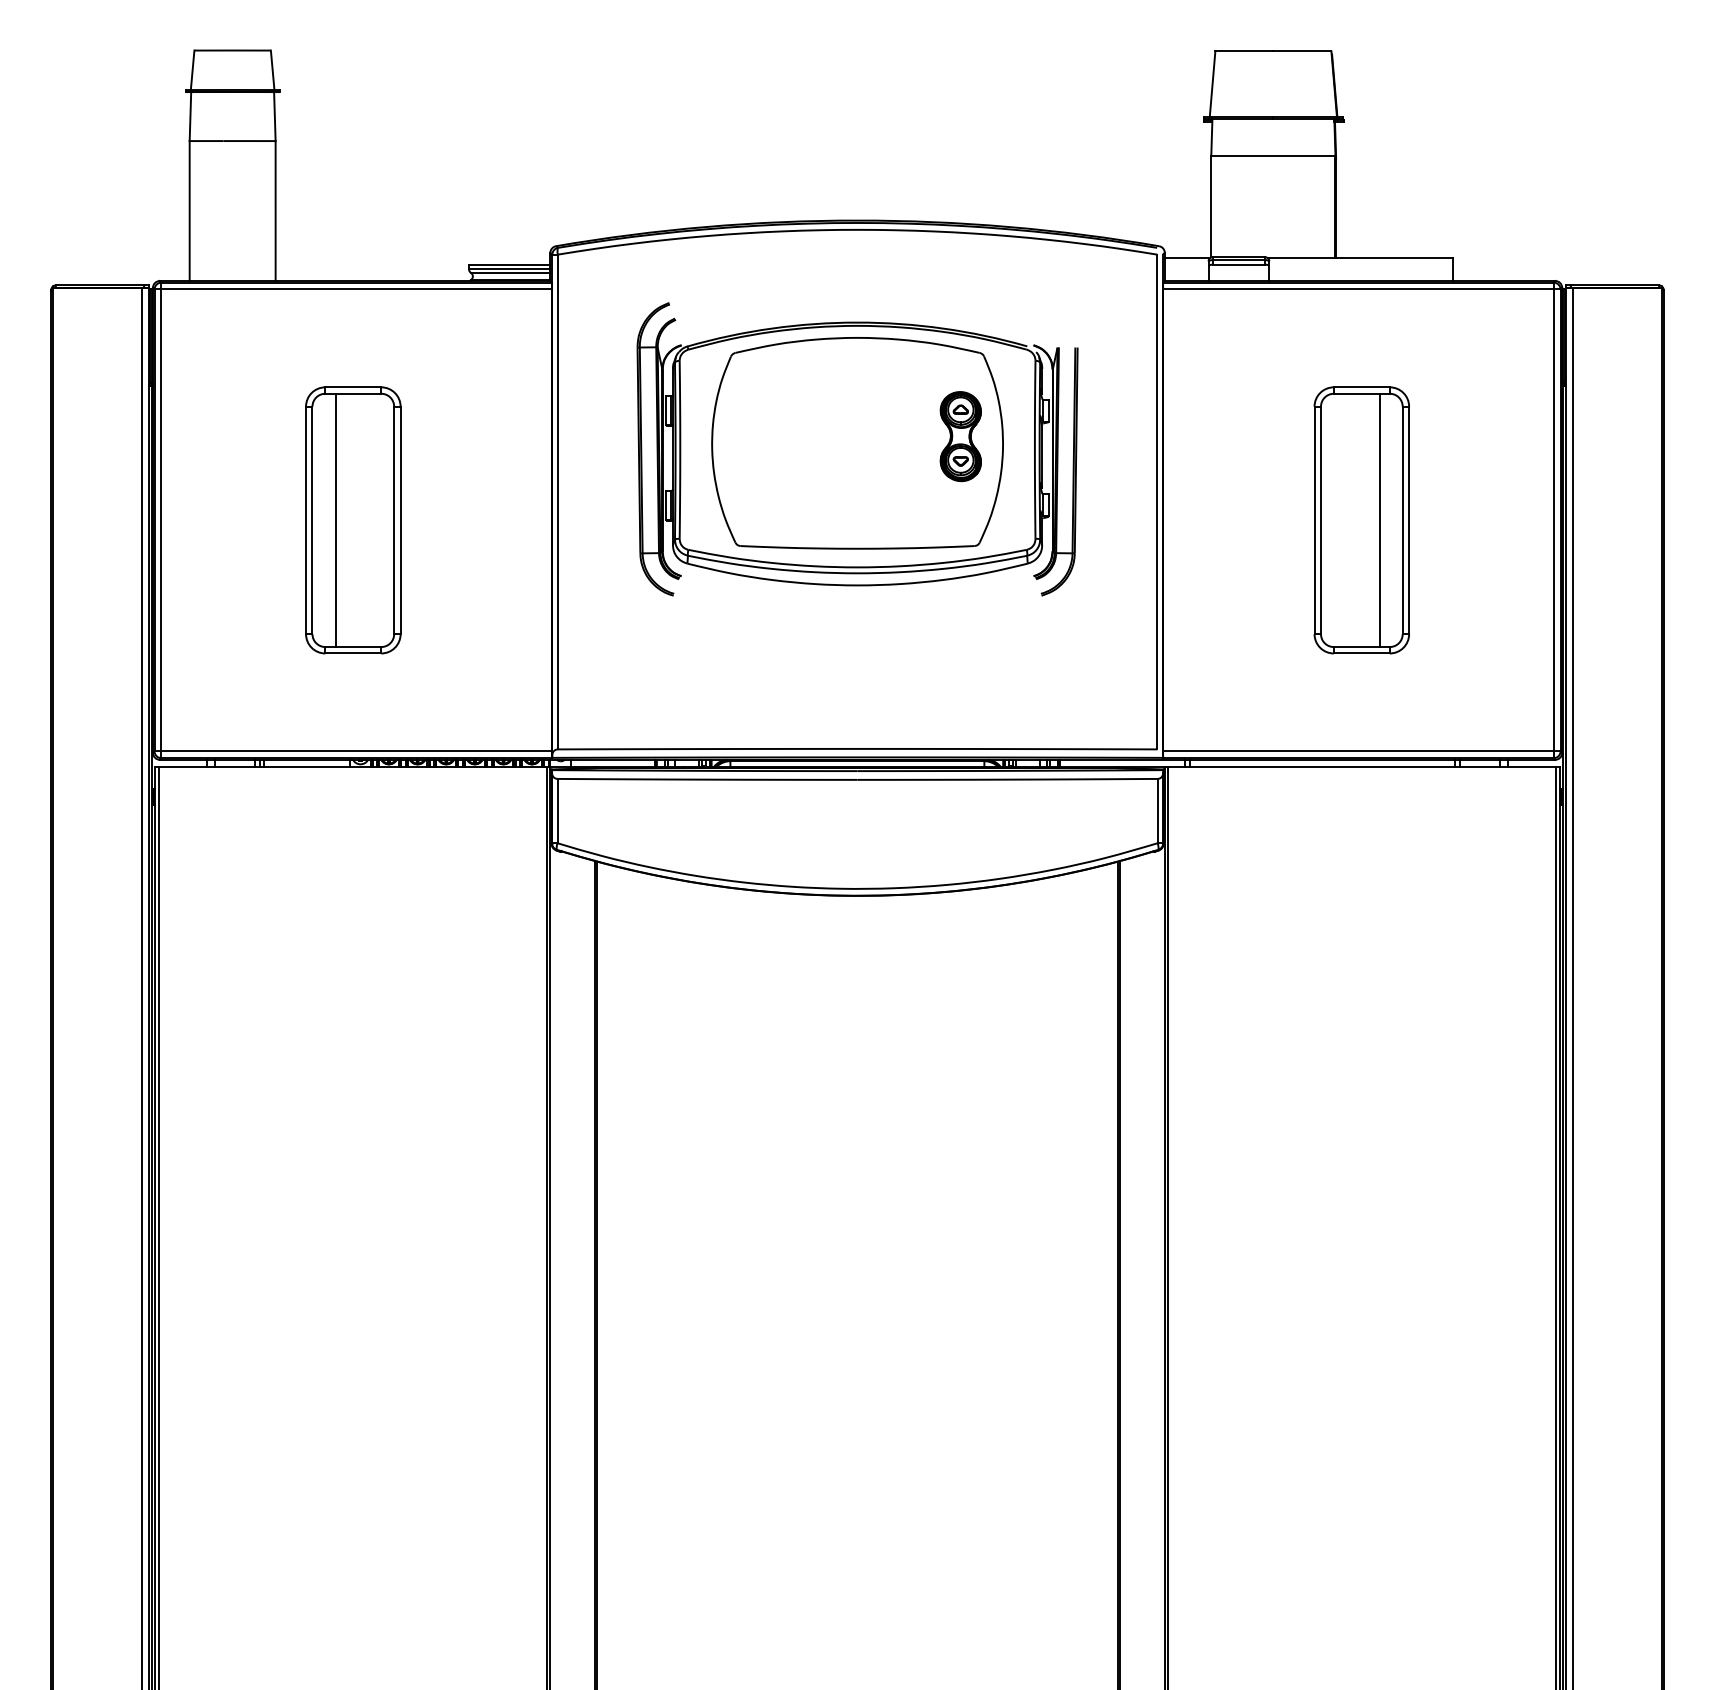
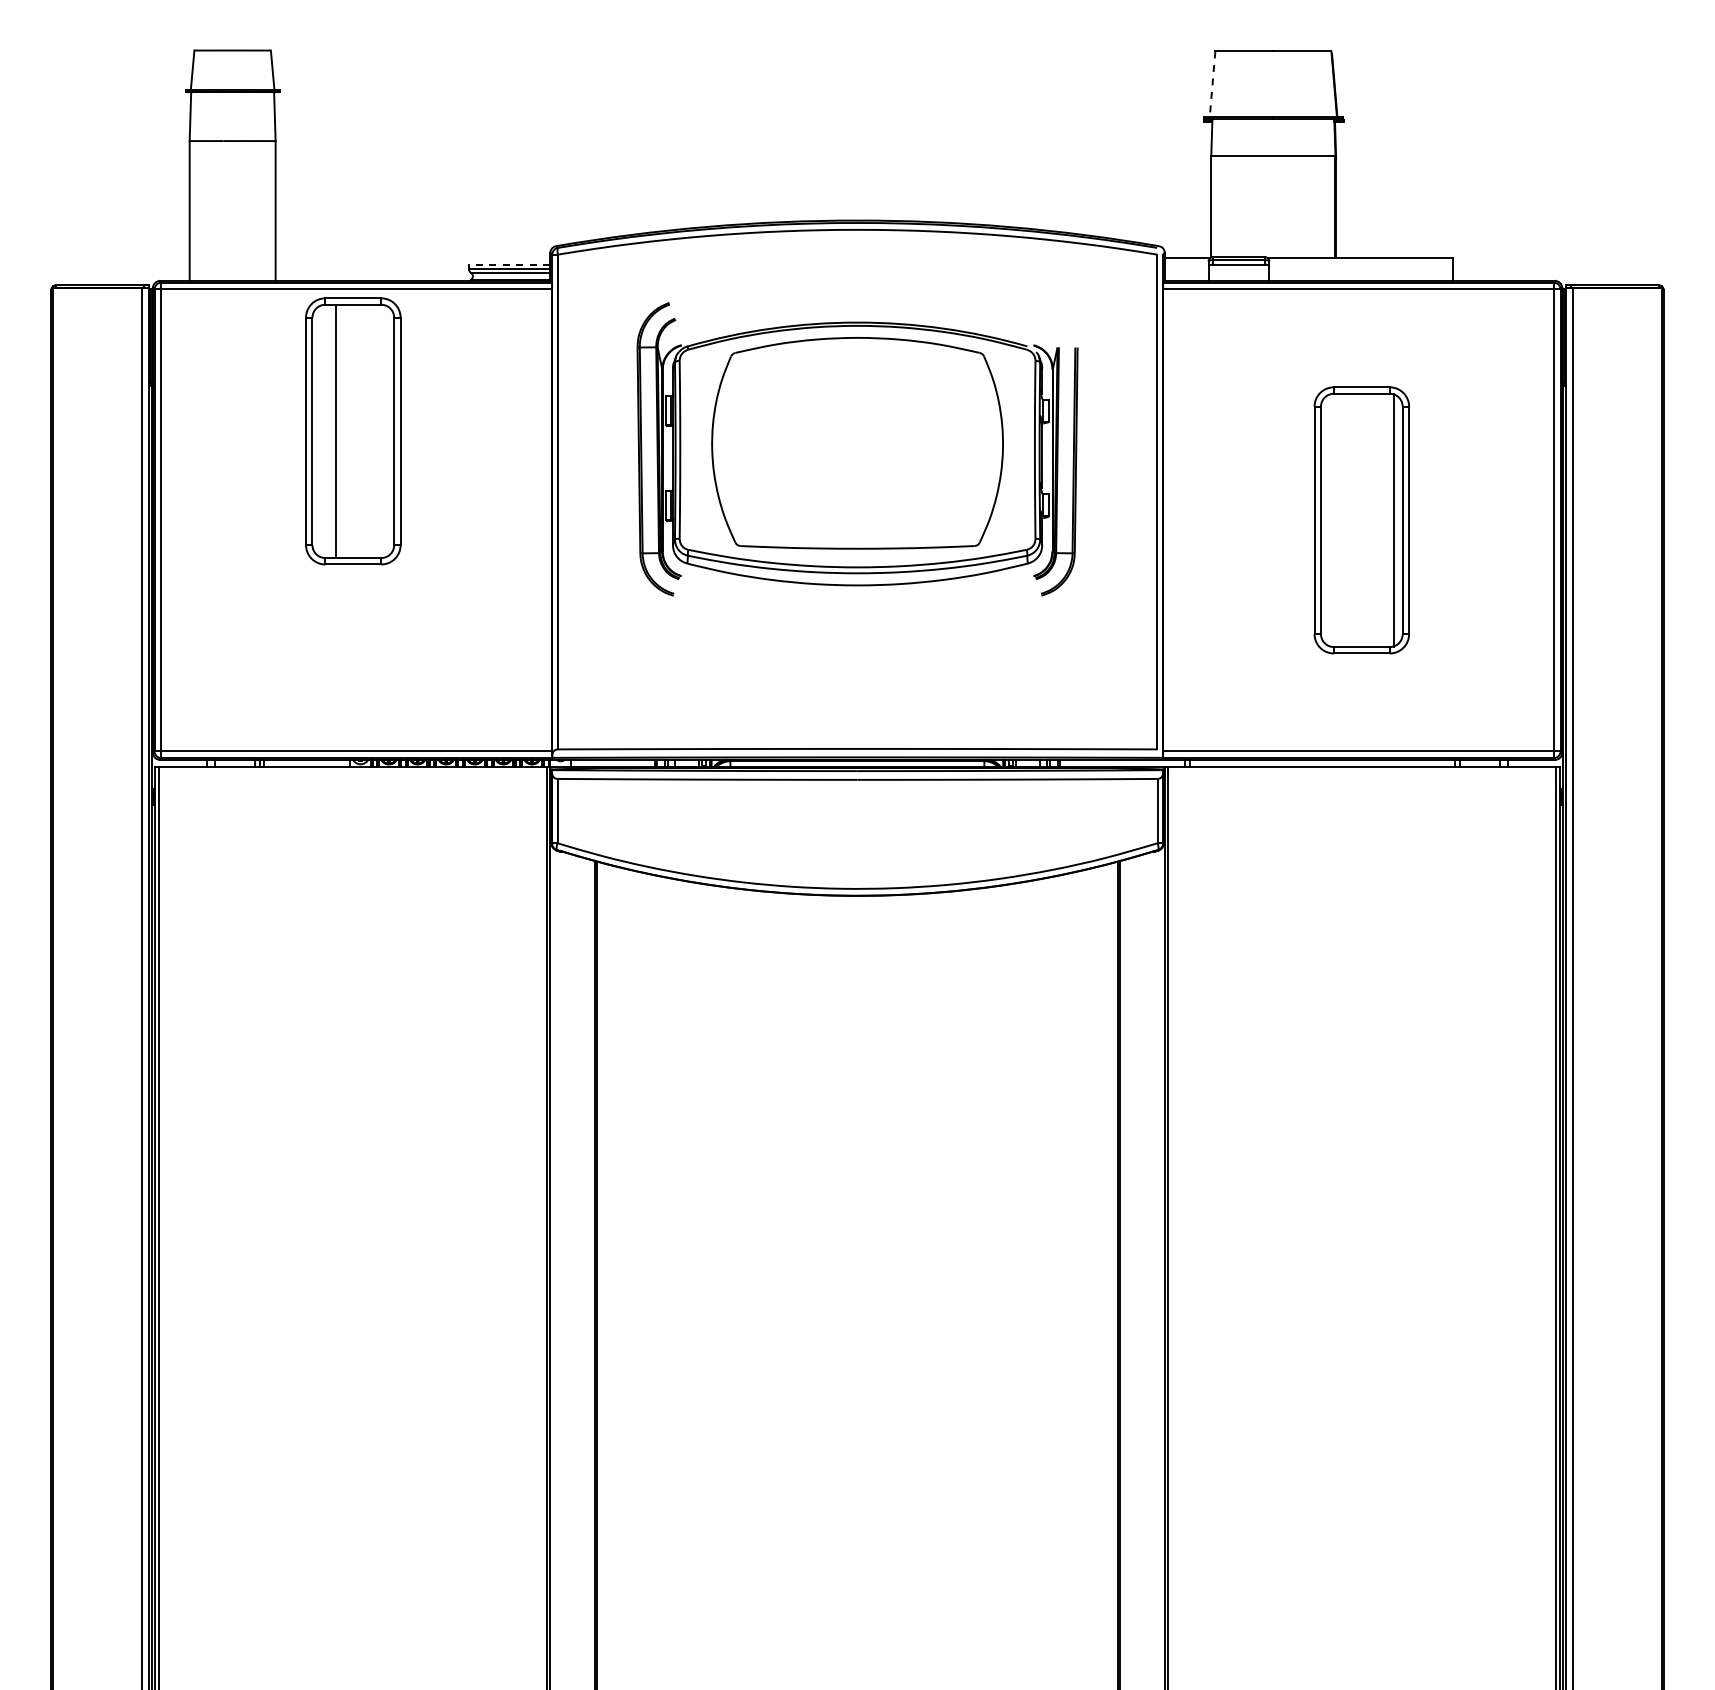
line: solid -> dashed (1212, 84)
line: solid -> dashed (509, 264)
part: present -> none (960, 436)
part position: (353, 520) -> (353, 431) (353, 431)
line position: (1379, 520) -> (1393, 520) (1393, 520)
